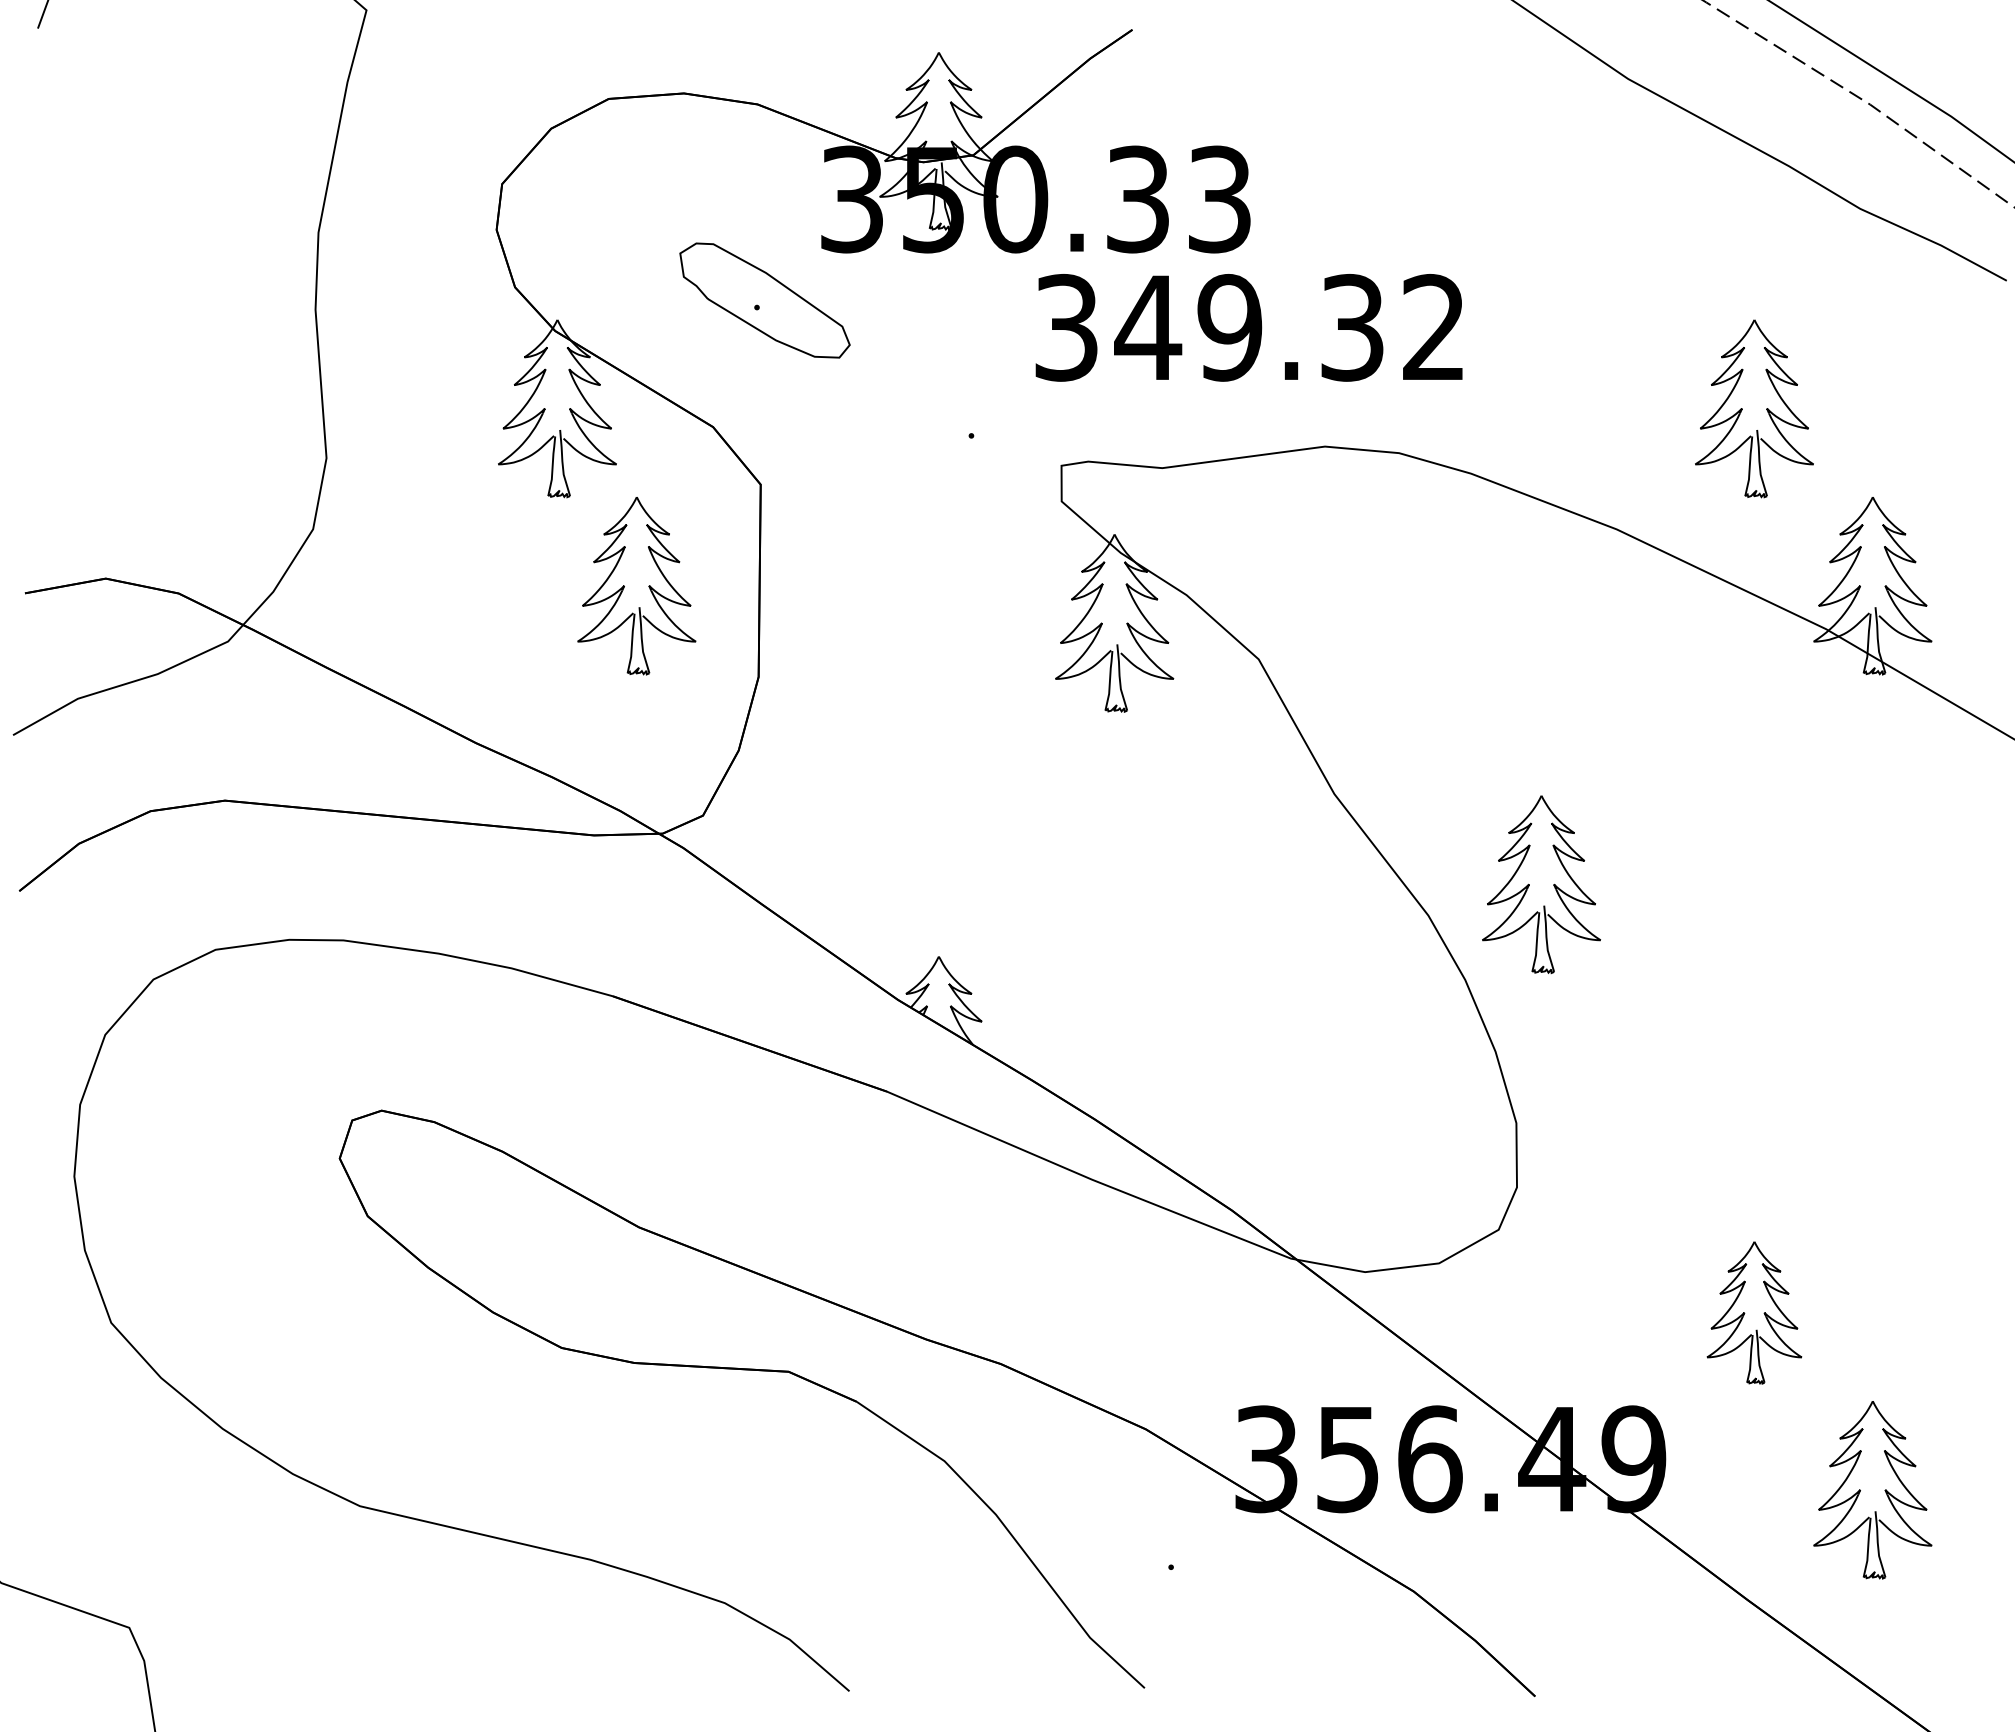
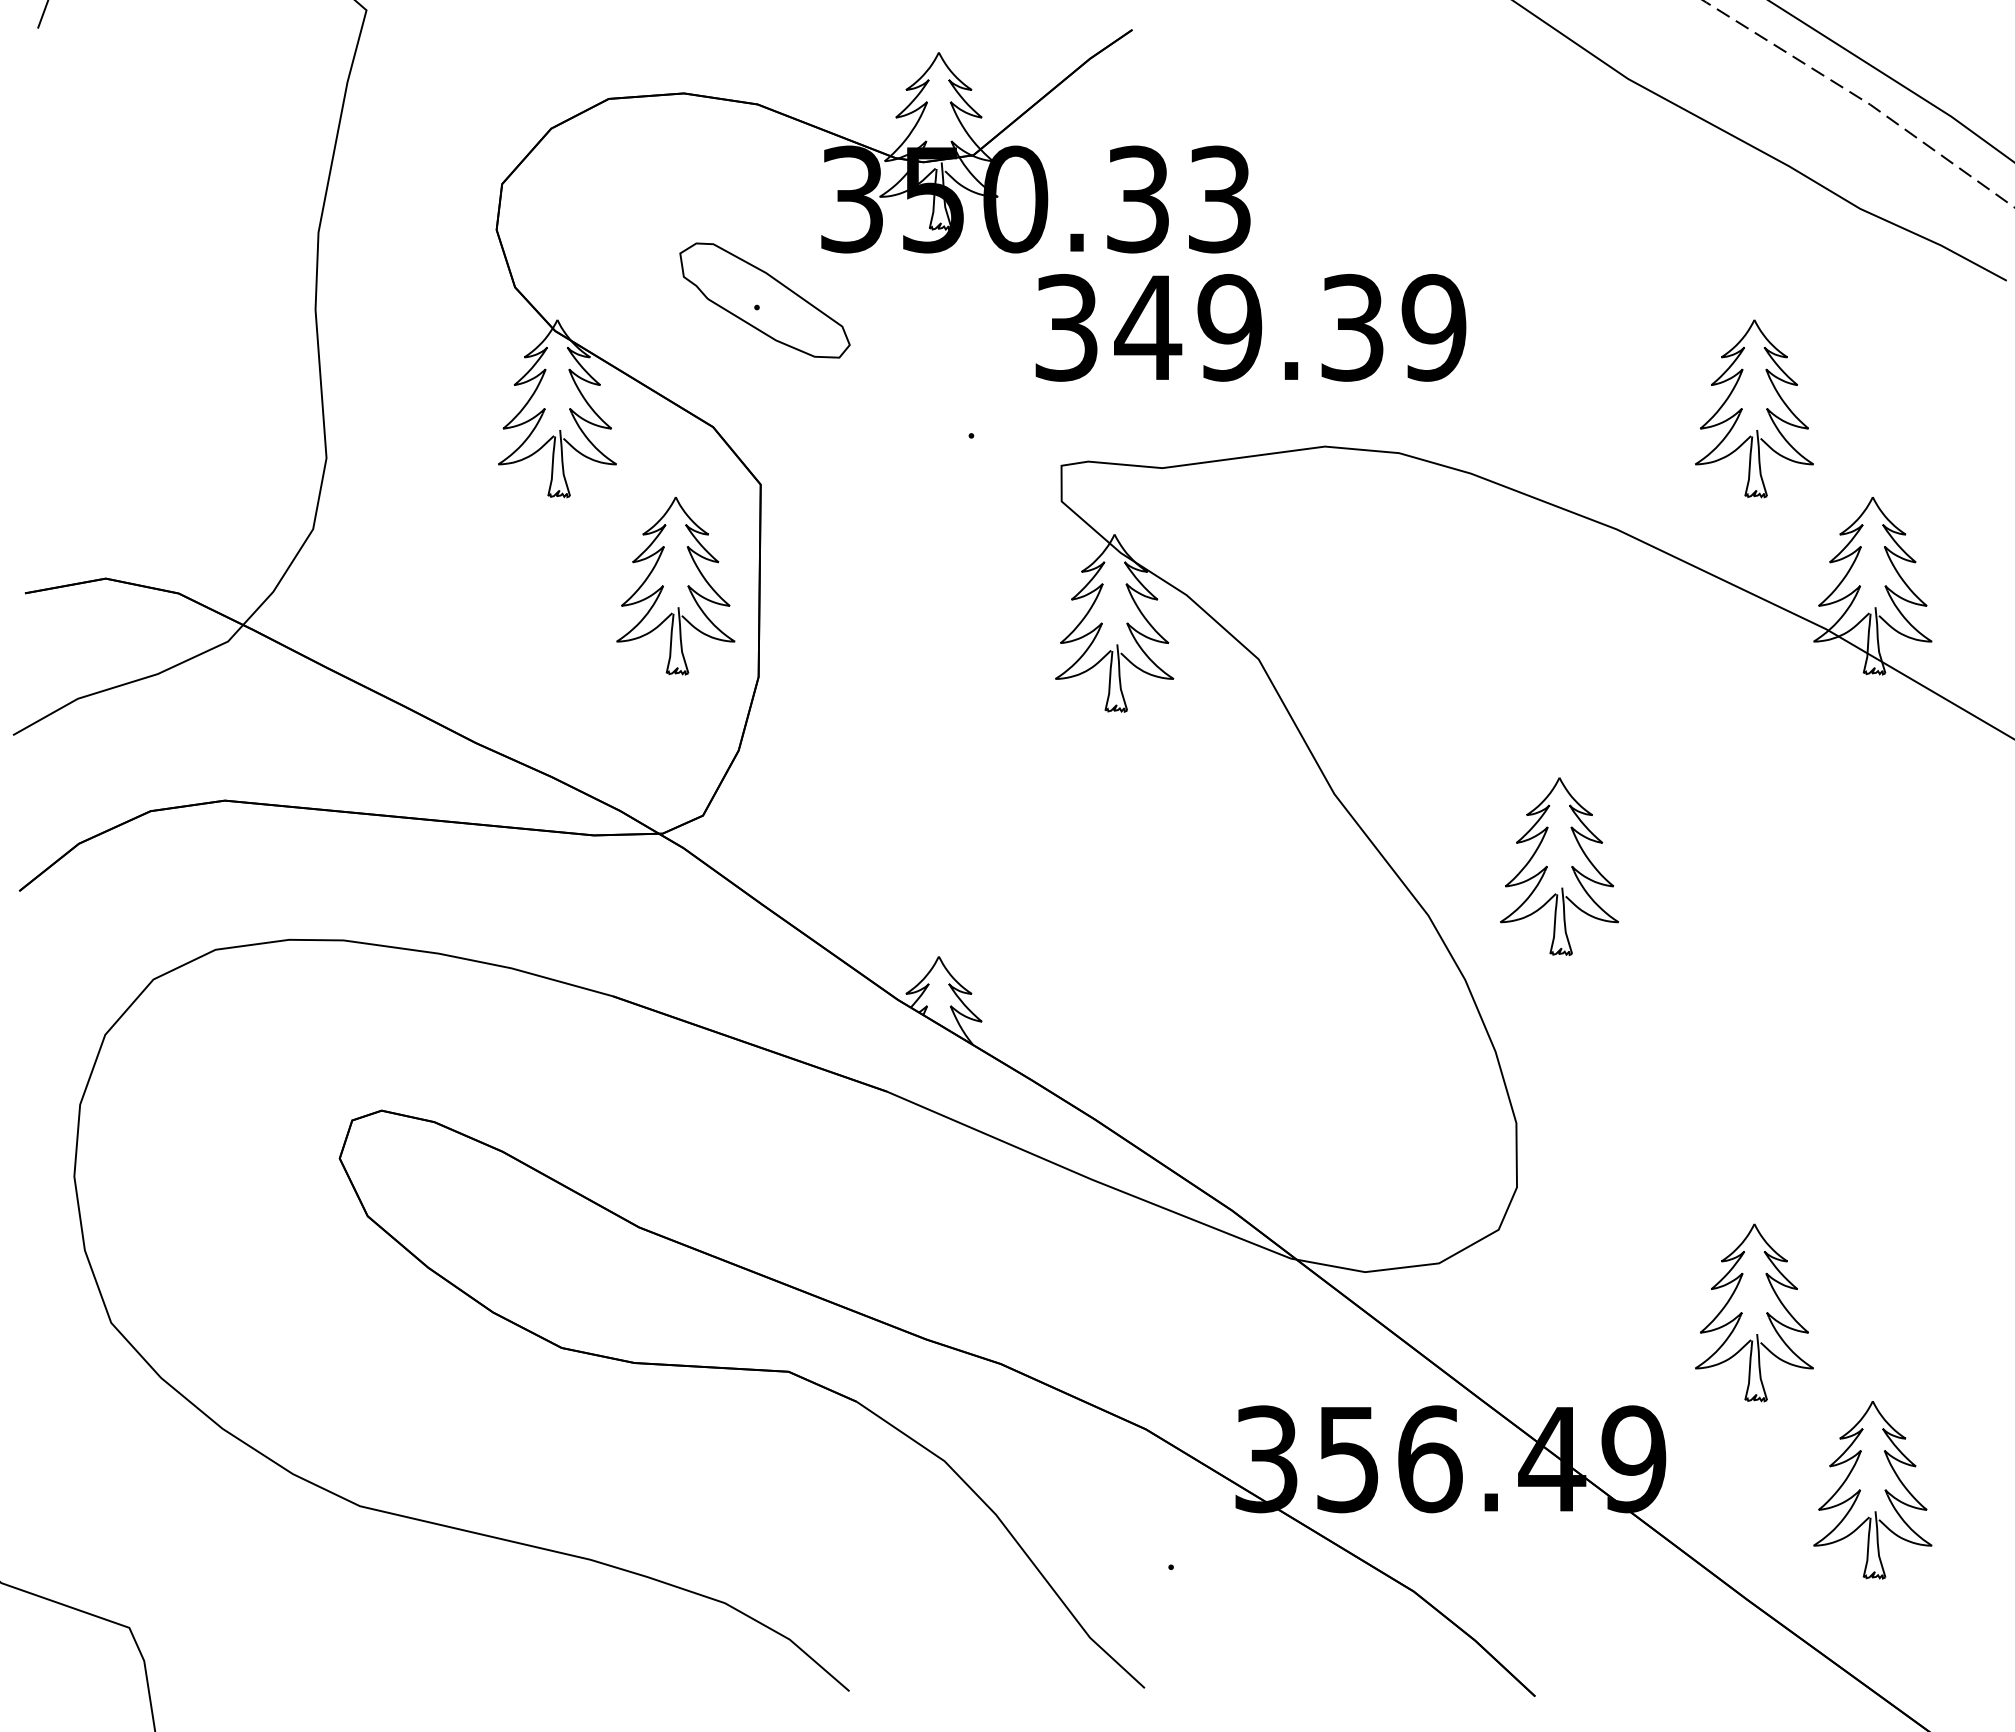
text: 349.32 -> 349.39 (1433, 327)
part position: (636, 586) -> (675, 586) (675, 586)
part position: (1541, 884) -> (1559, 866) (1559, 866)
part size: 97x144 px -> 119x180 px (1754, 1312)
